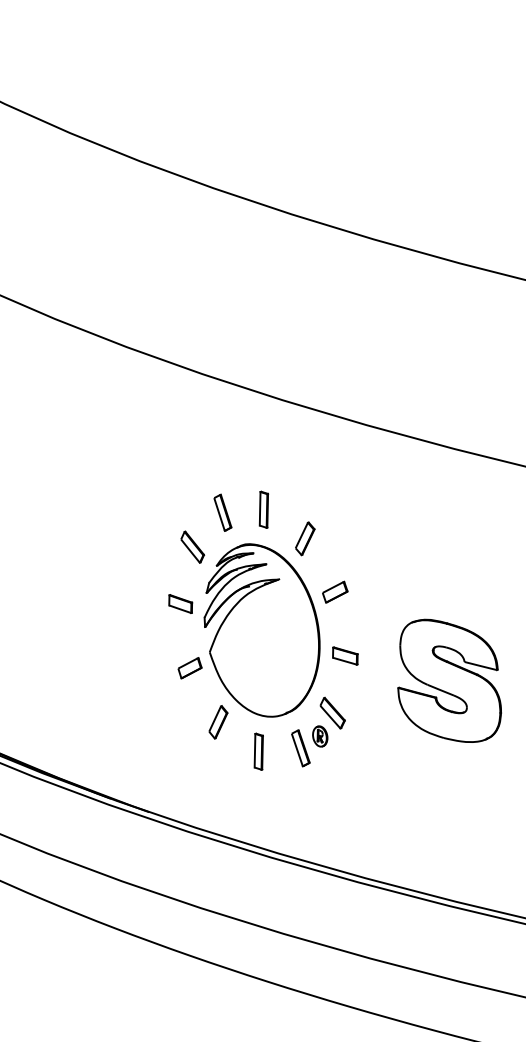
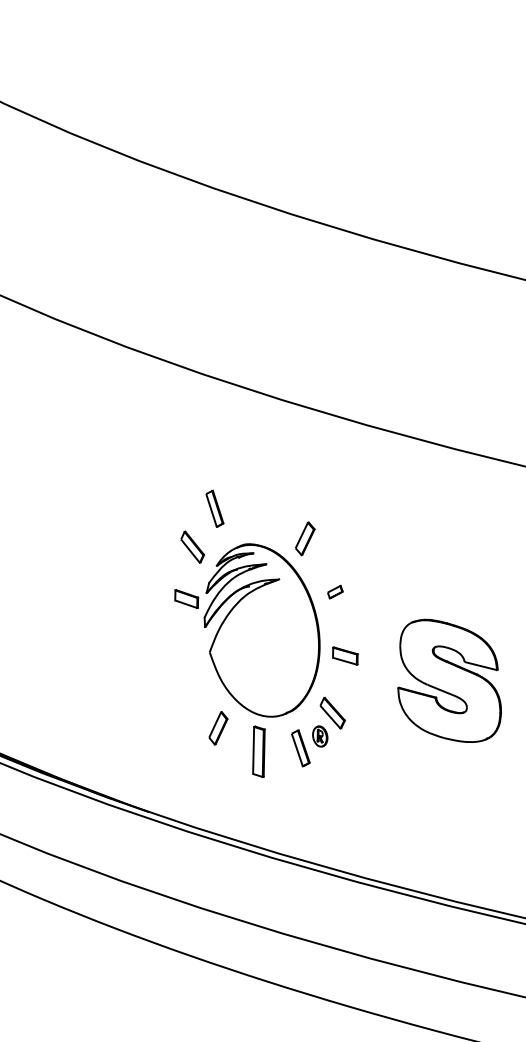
part: present -> none (263, 509)
part position: (222, 512) -> (214, 508) (214, 508)
part size: 27x24 px -> 17x15 px (335, 592)
part position: (180, 603) -> (186, 598) (186, 598)
part: present -> none (189, 668)
part position: (218, 722) -> (218, 728) (218, 728)
part size: 11x39 px -> 14x53 px (258, 751)
